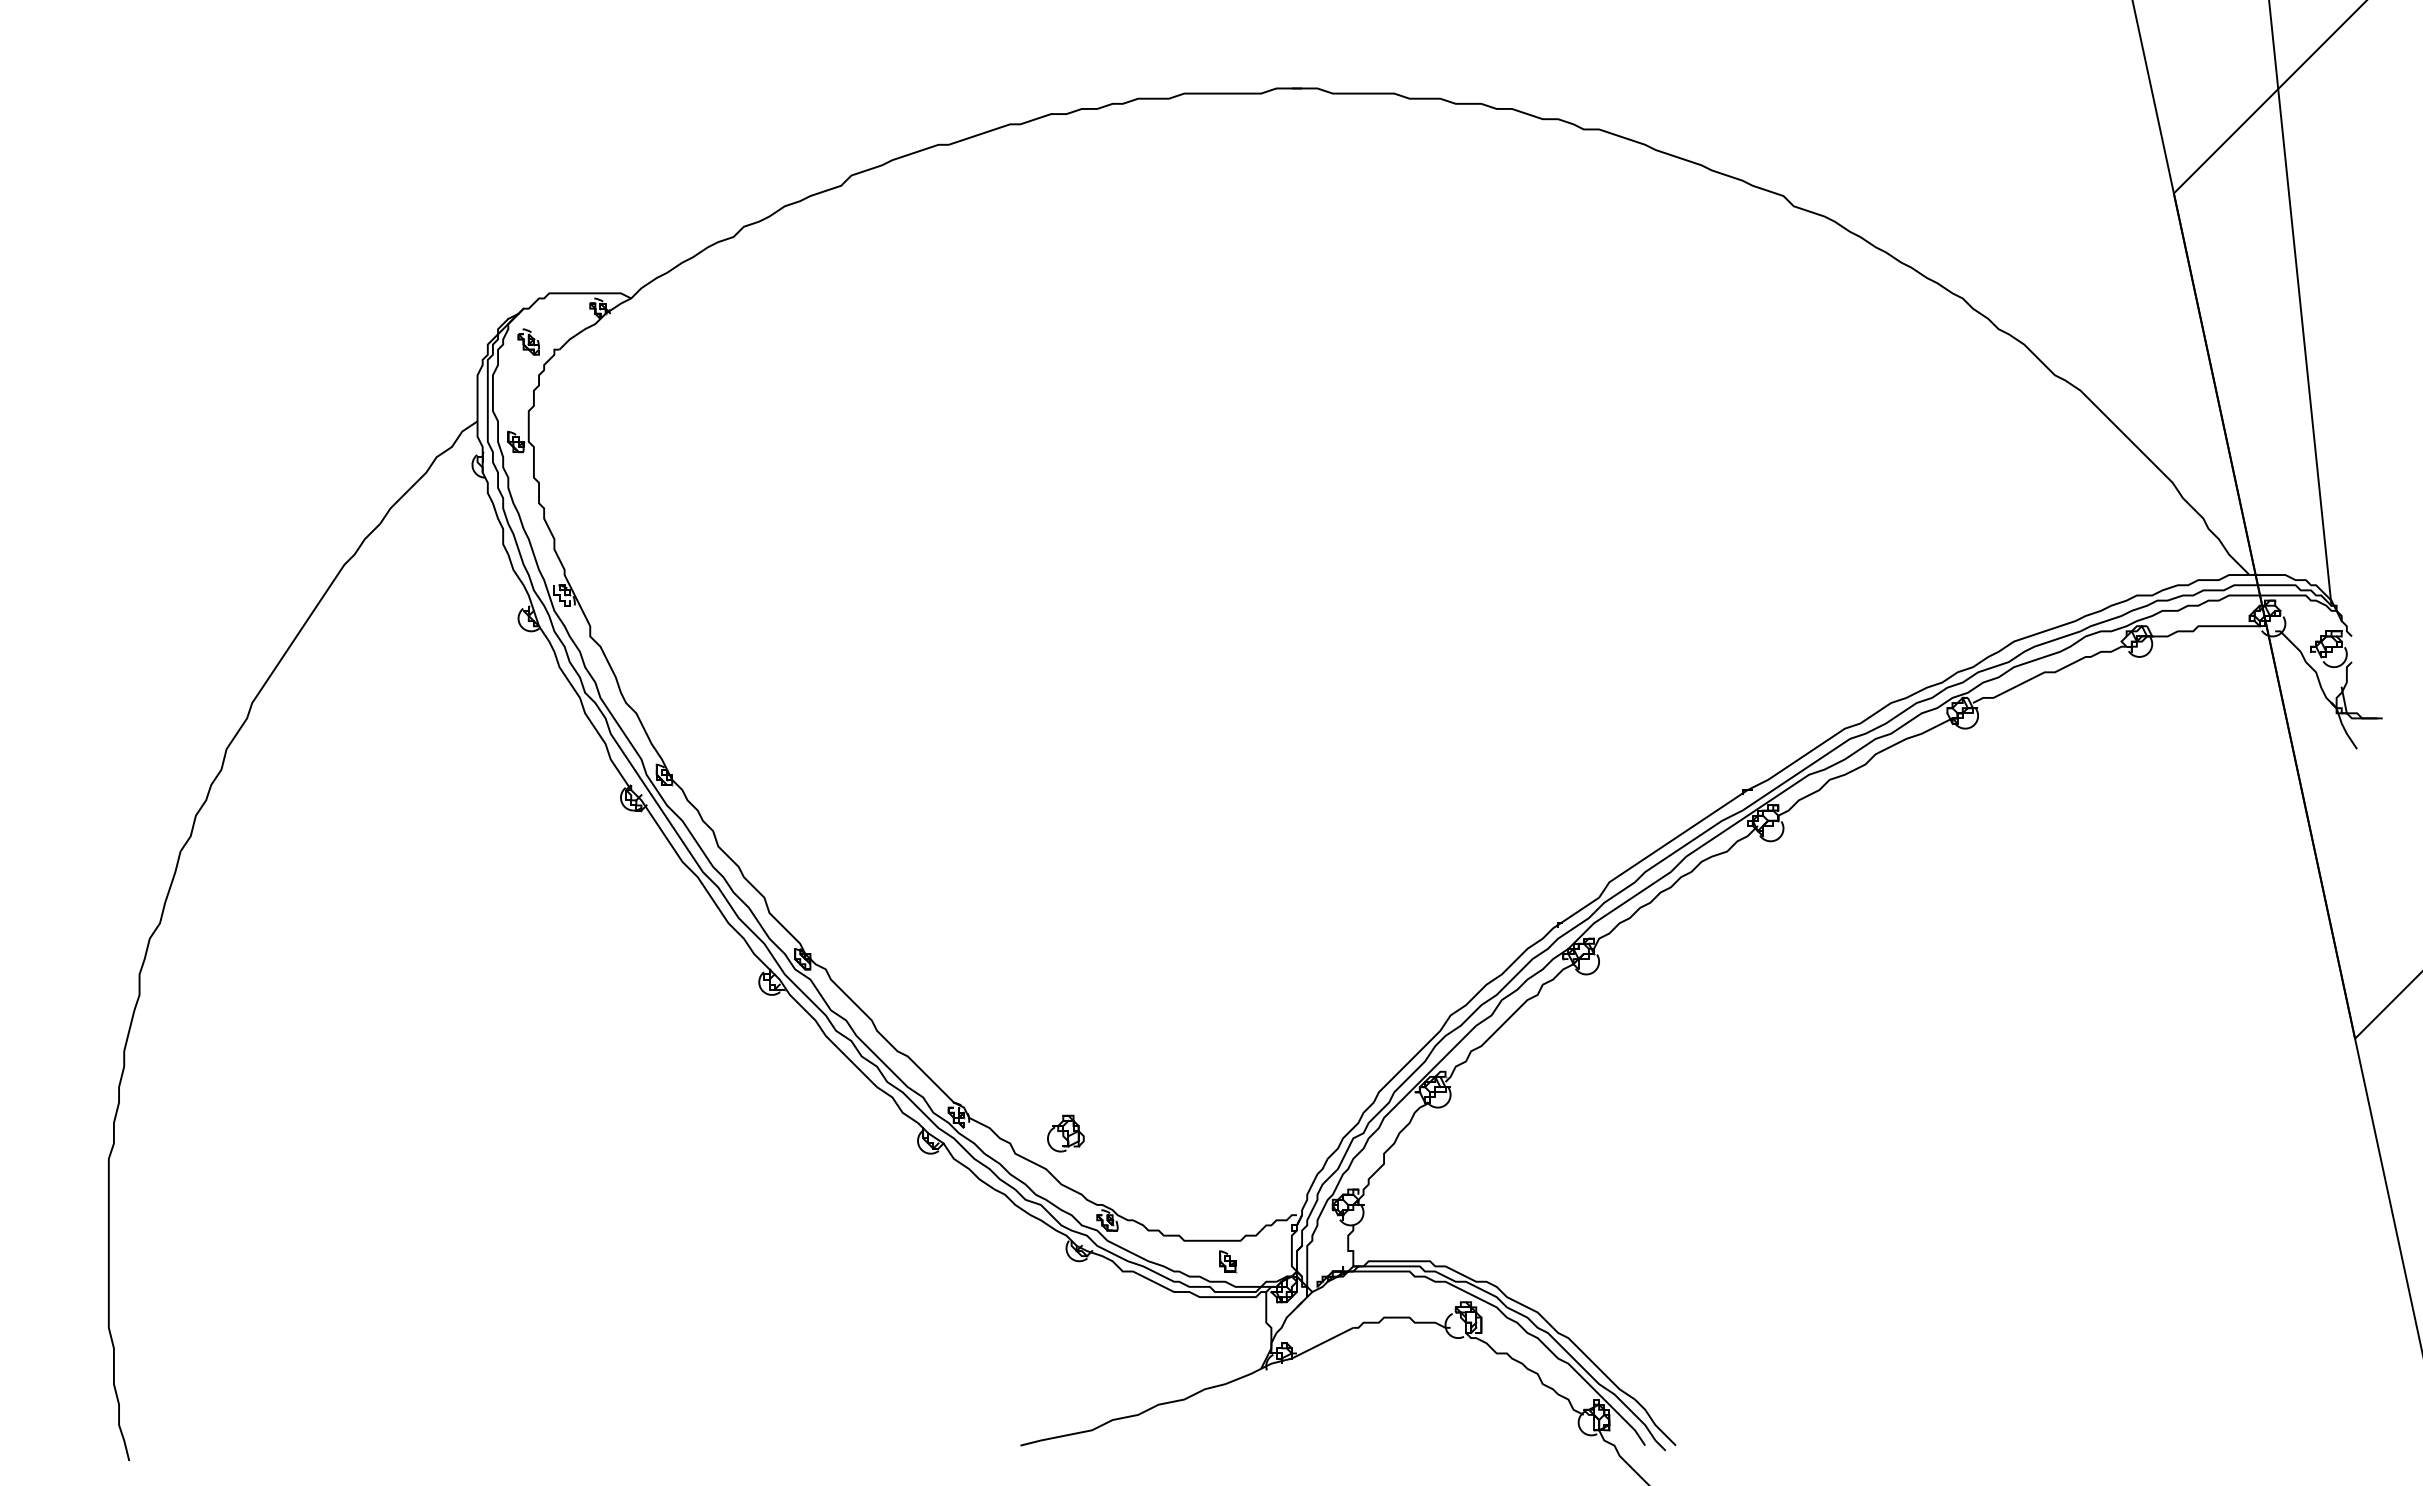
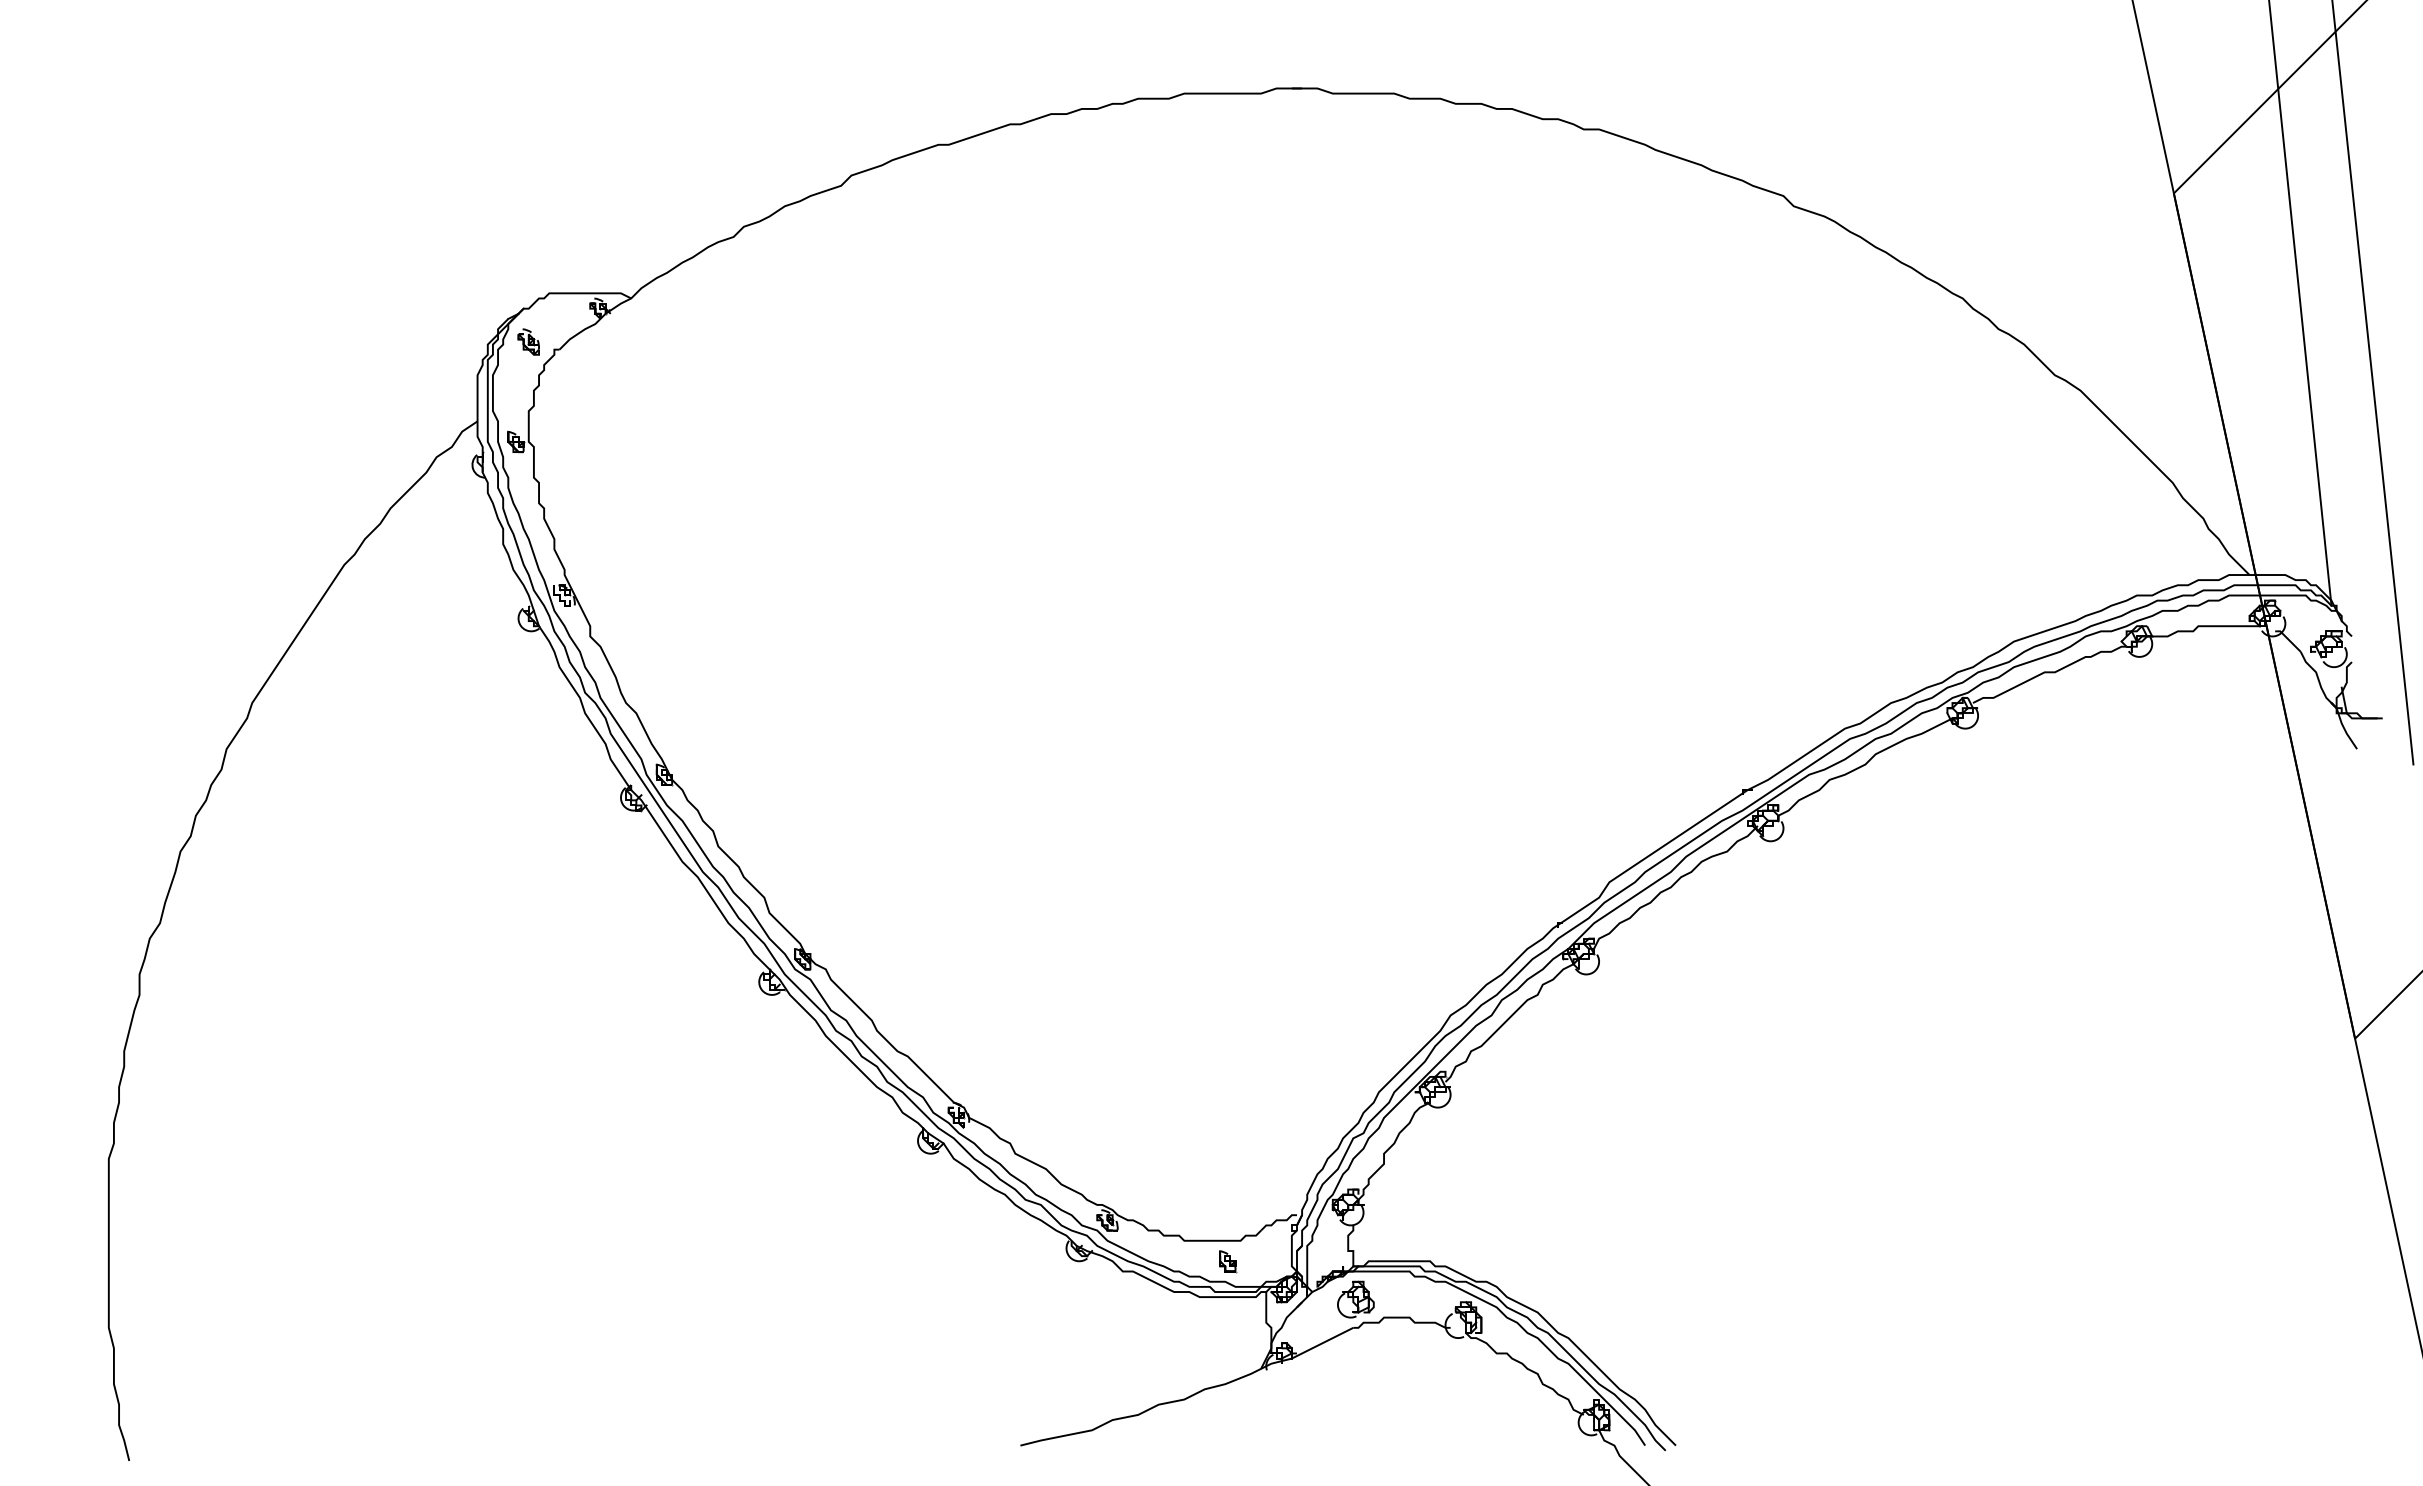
line: none -> present (2372, 383)
part position: (1065, 1133) -> (1355, 1299) (1355, 1299)
